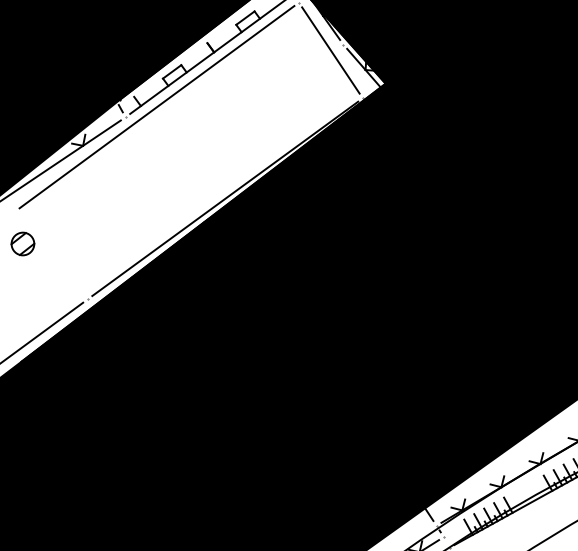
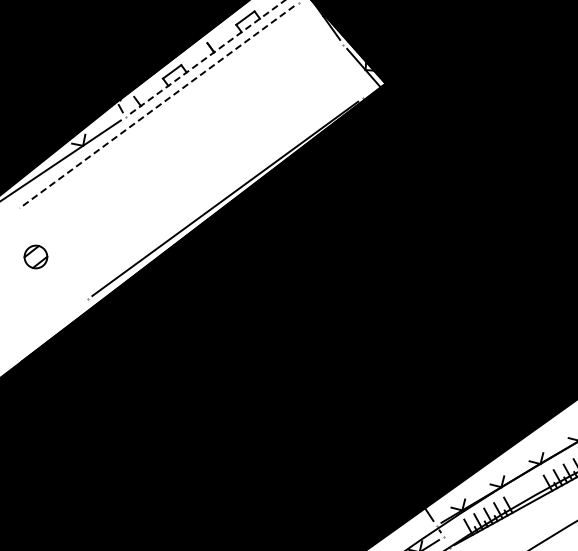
line: present -> none (330, 50)
line: solid -> dashed (208, 56)
line: solid -> dashed (156, 107)
part position: (22, 243) -> (35, 256) (35, 256)
line: present -> none (42, 331)
